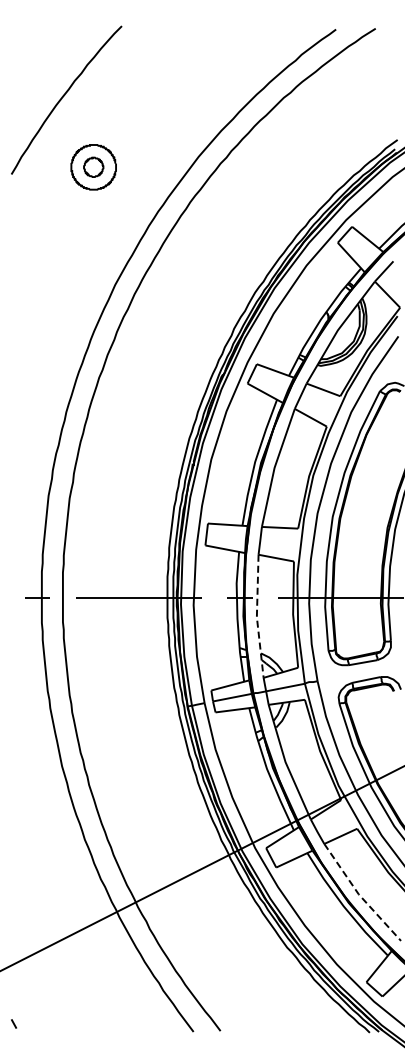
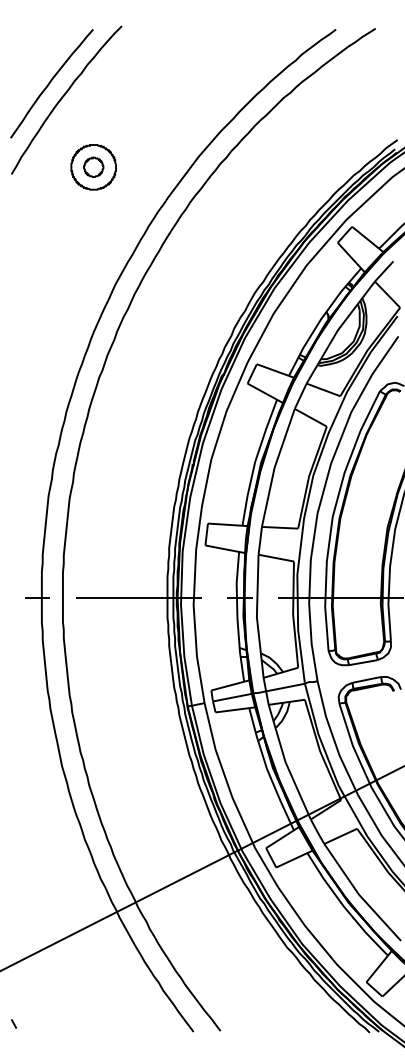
curve: none -> present (51, 82)
line: dashed -> solid (256, 617)
line: dashed -> solid (358, 894)
